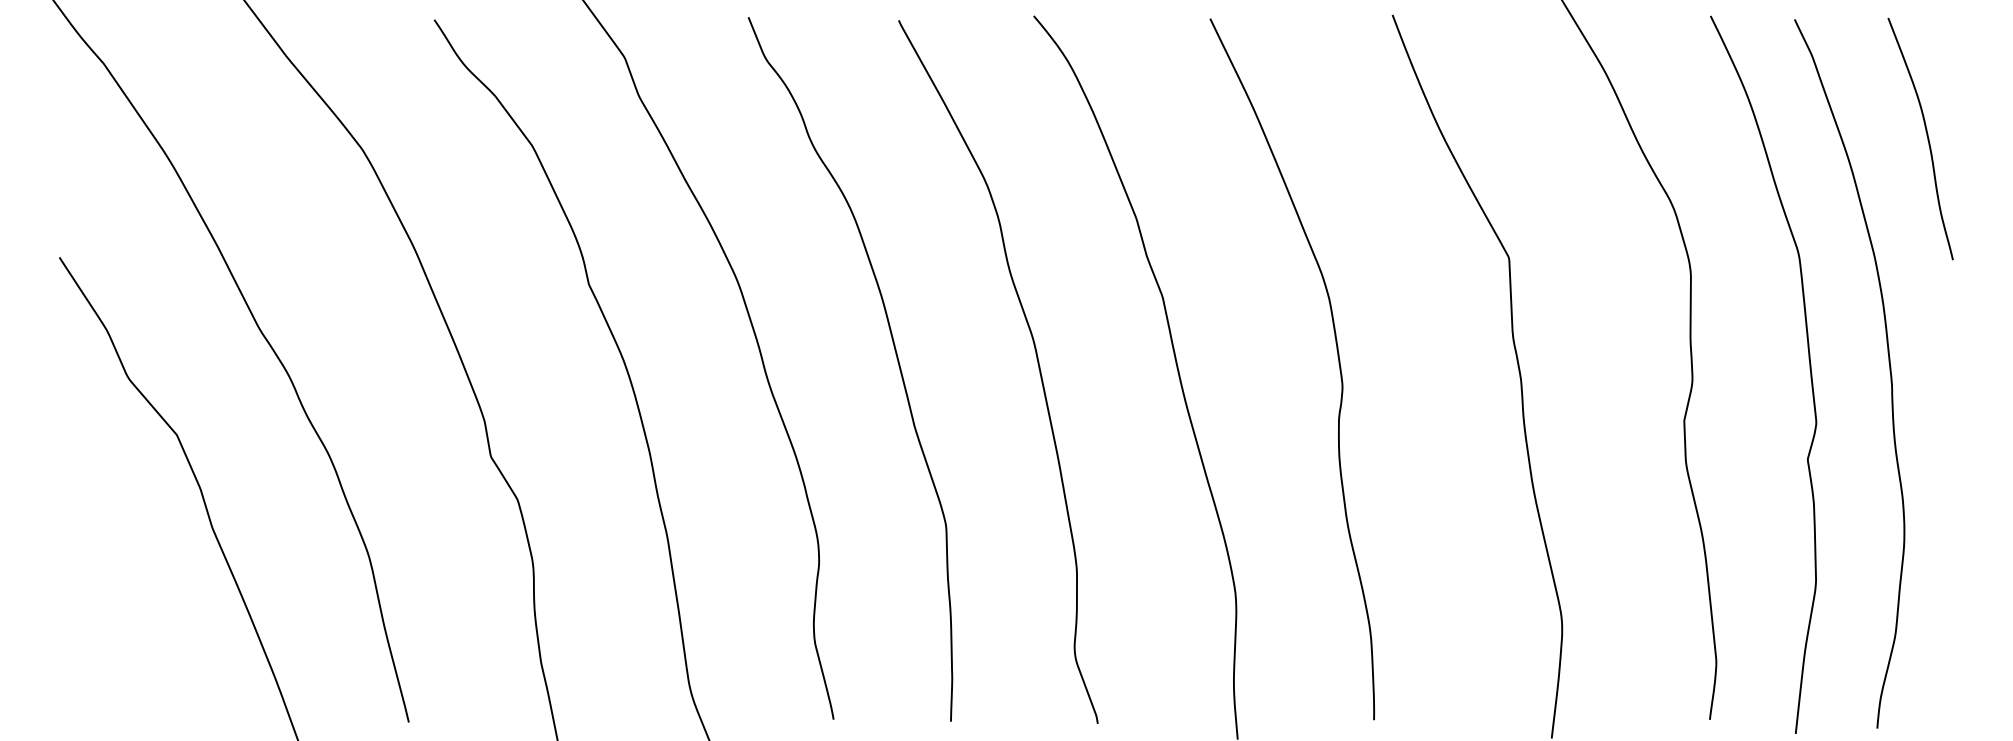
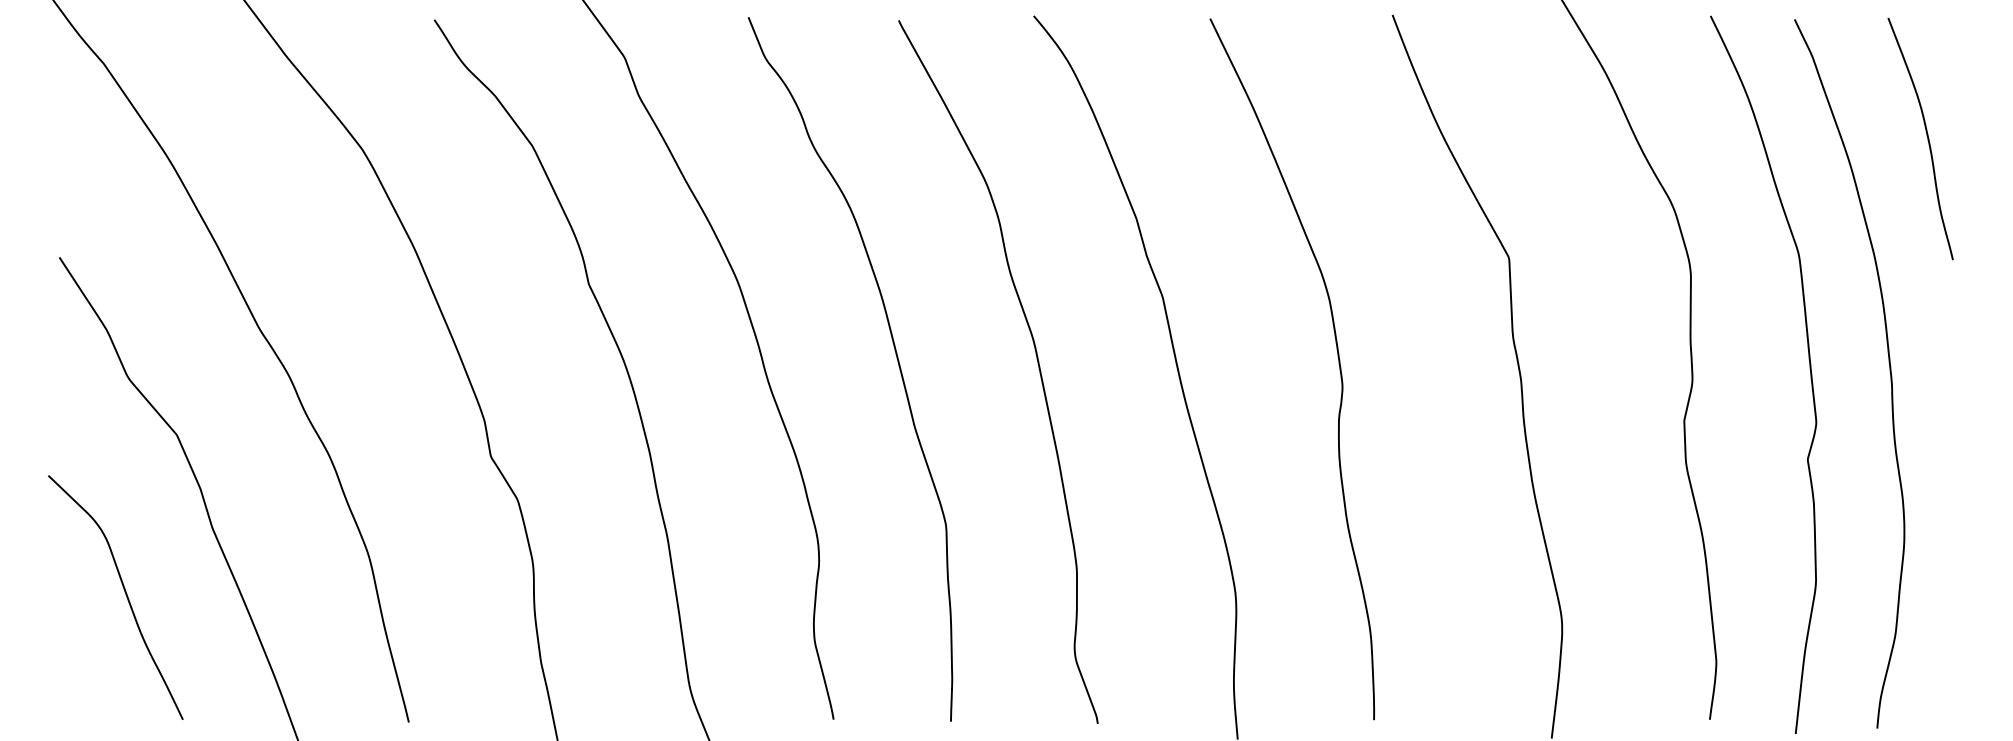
curve: none -> present (125, 595)
